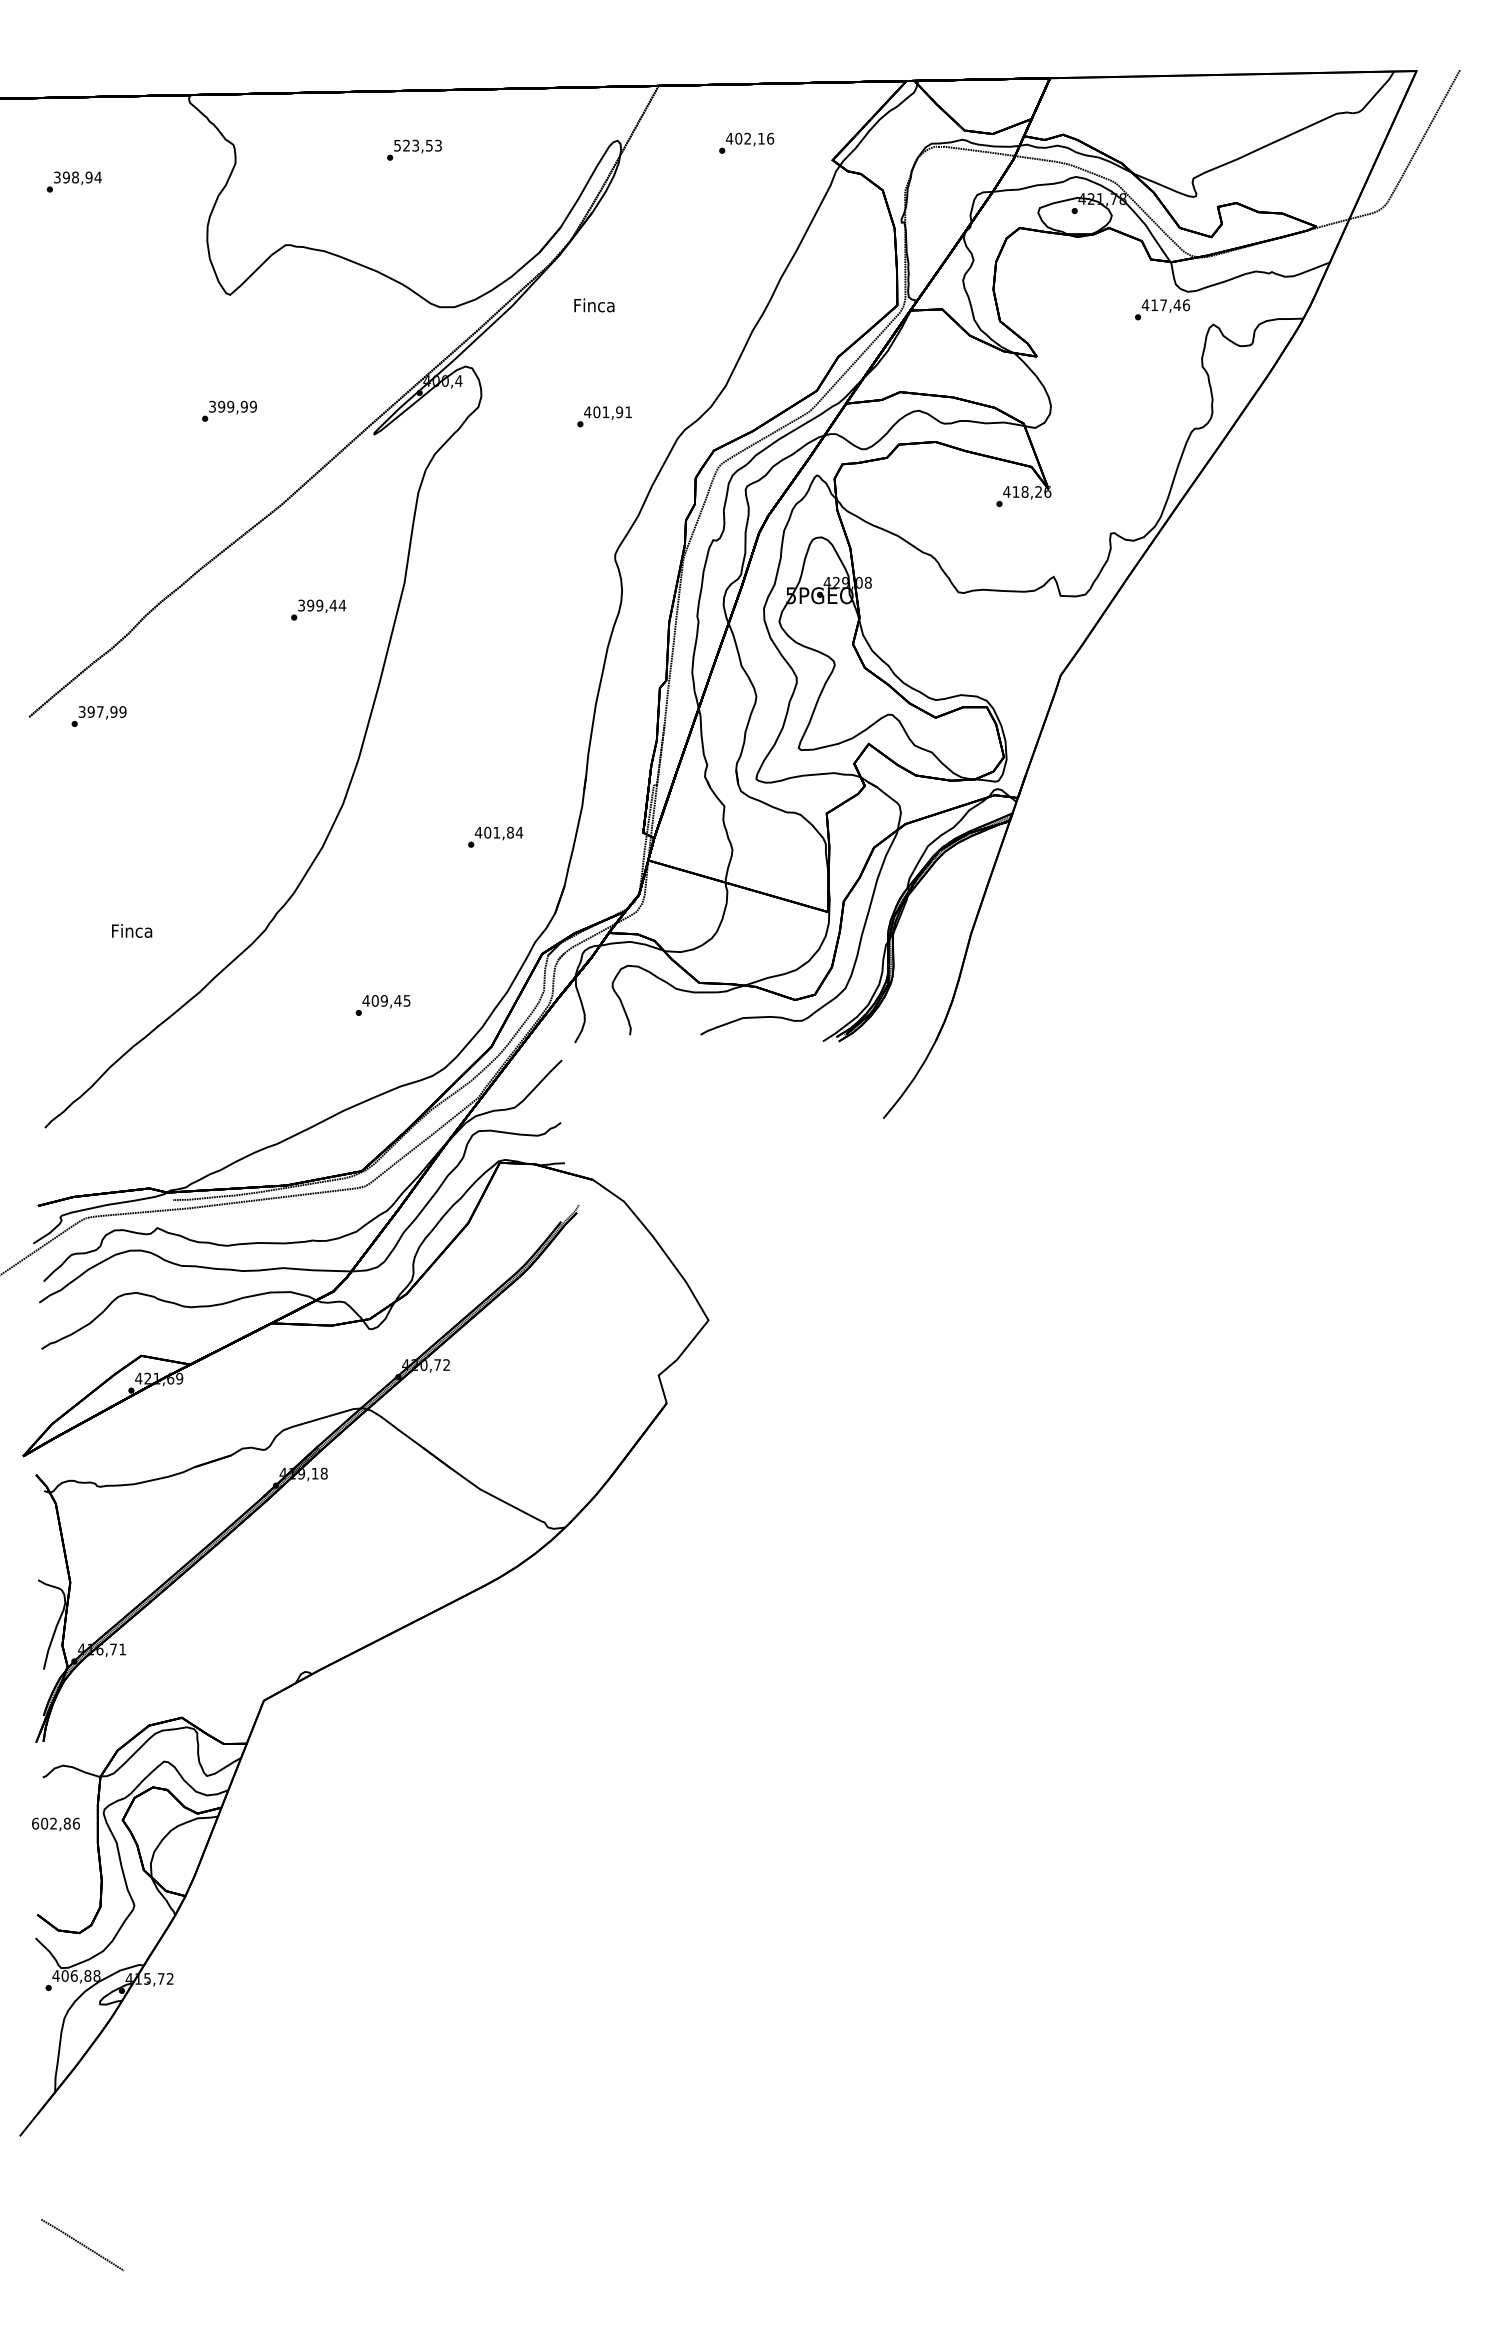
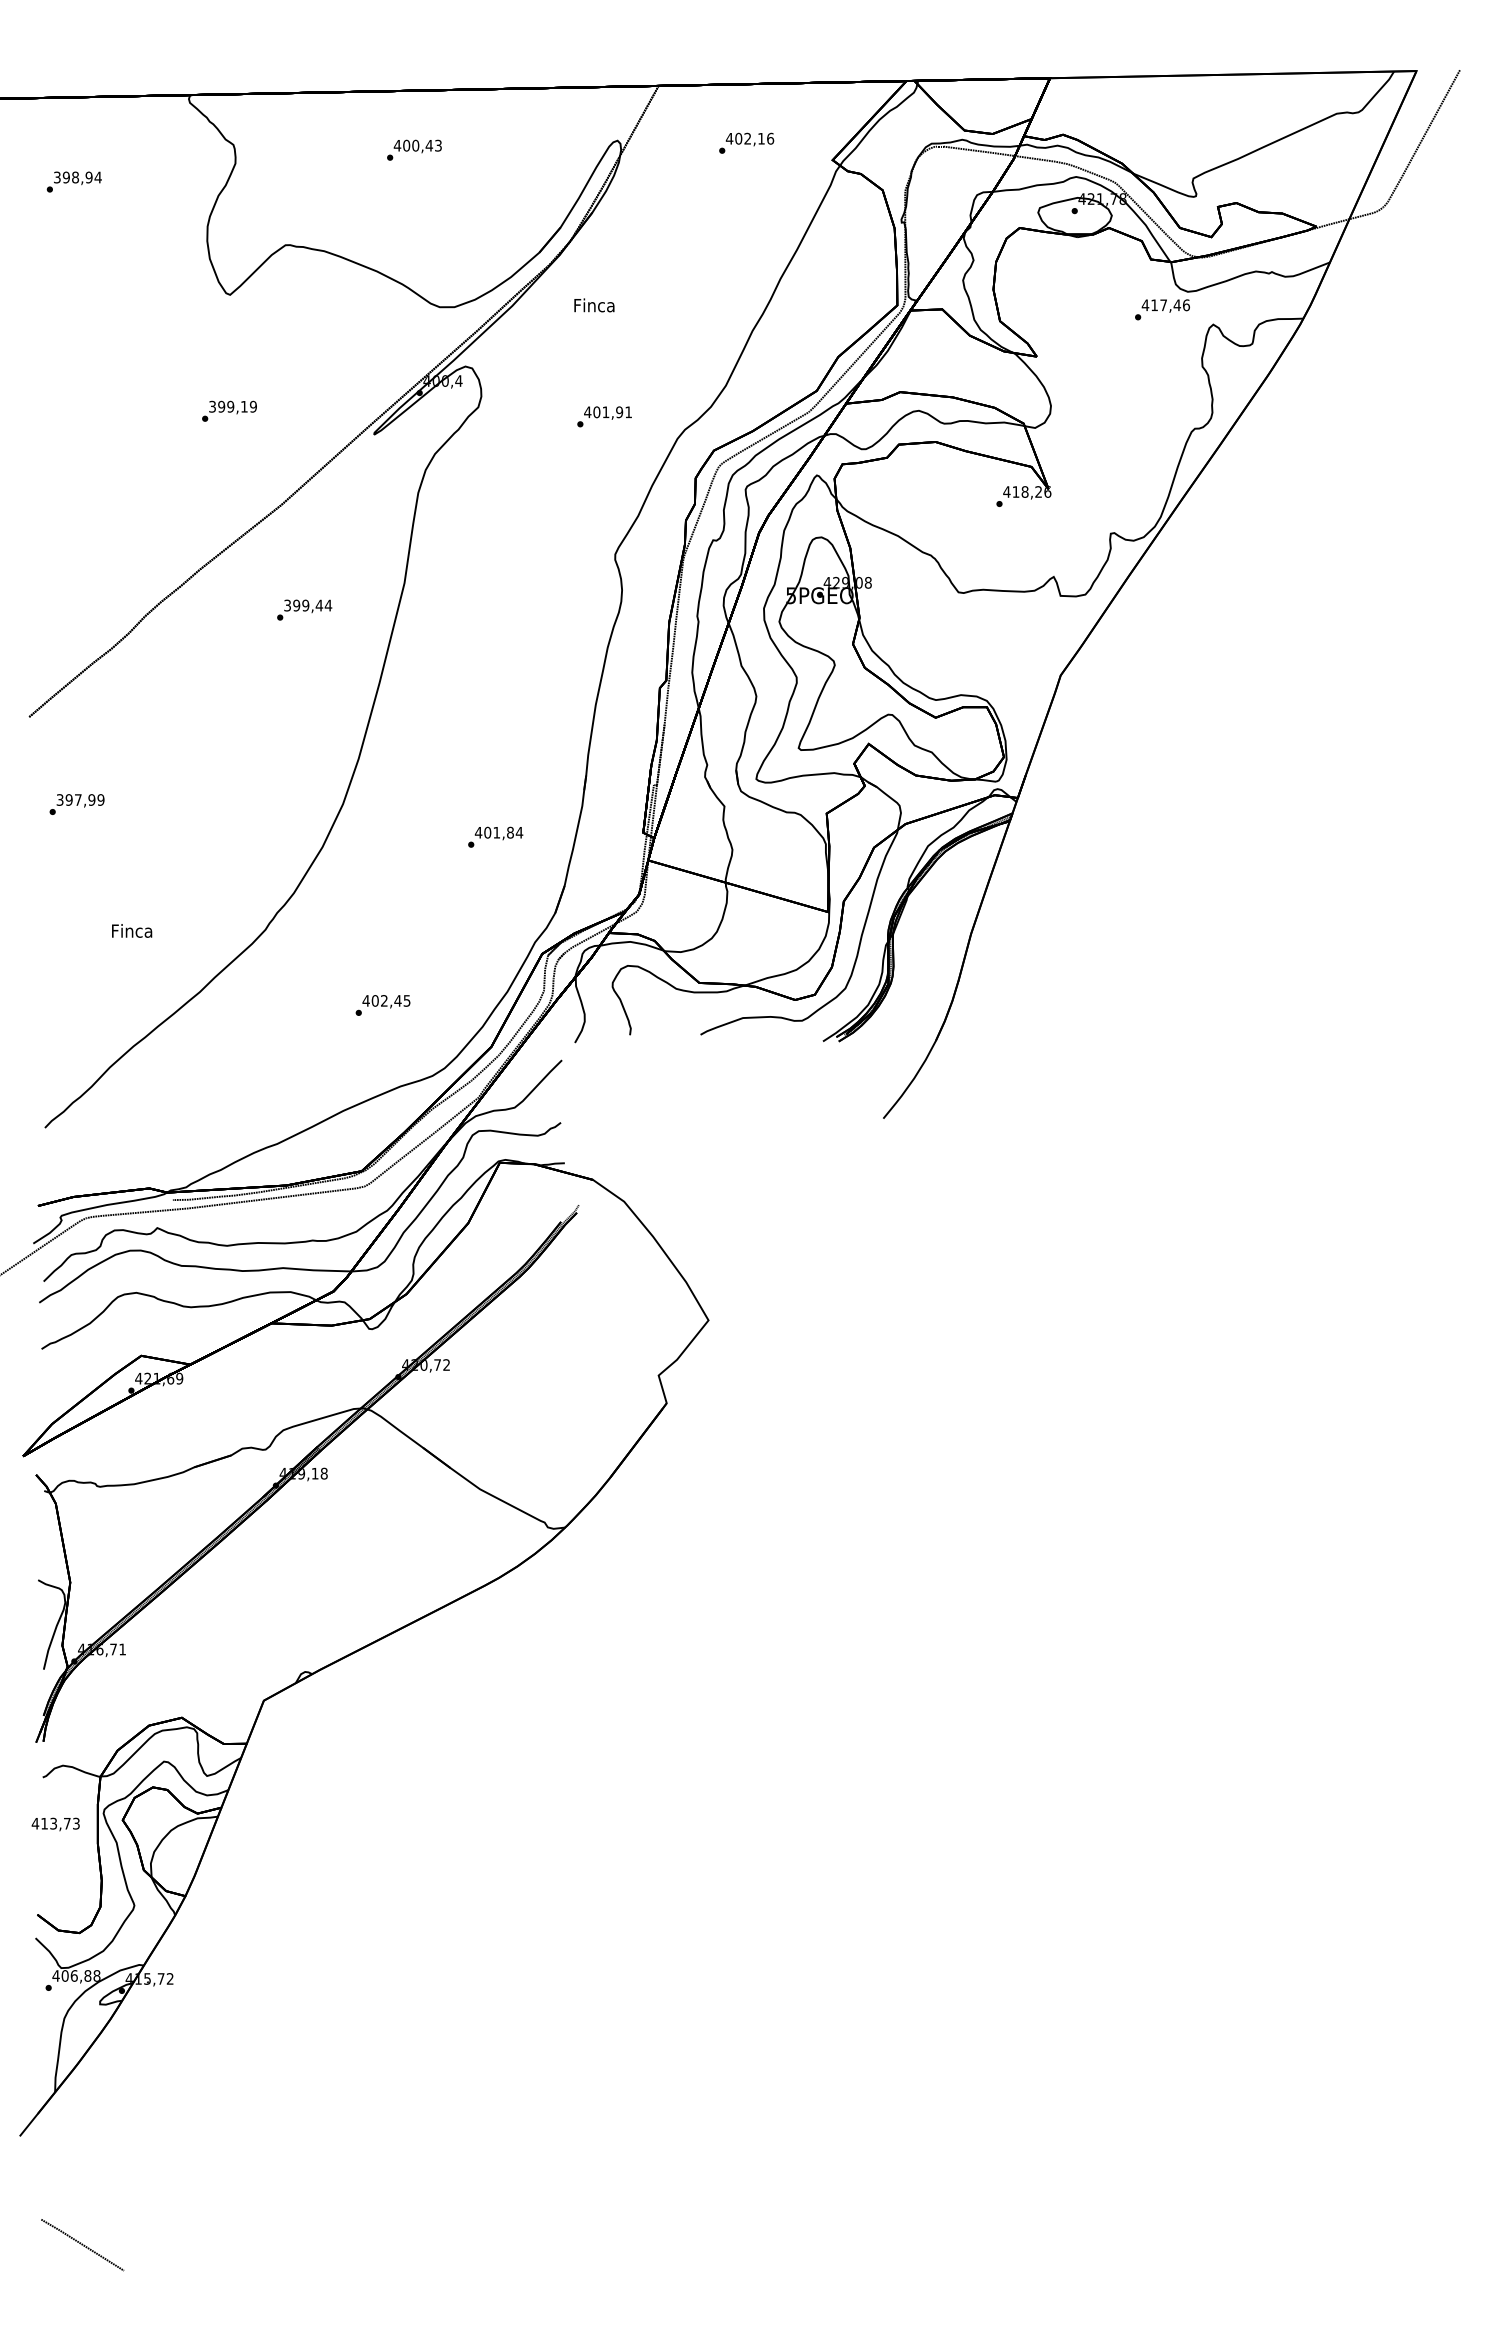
text: 523,53 -> 400,43 (413, 145)
text: 399,99 -> 399,19 (243, 406)
text position: (318, 609) -> (304, 609) (304, 609)
text position: (98, 716) -> (76, 804) (76, 804)
text: 409,45 -> 402,45 (383, 1000)
text: 602,86 -> 413,73 (55, 1823)
